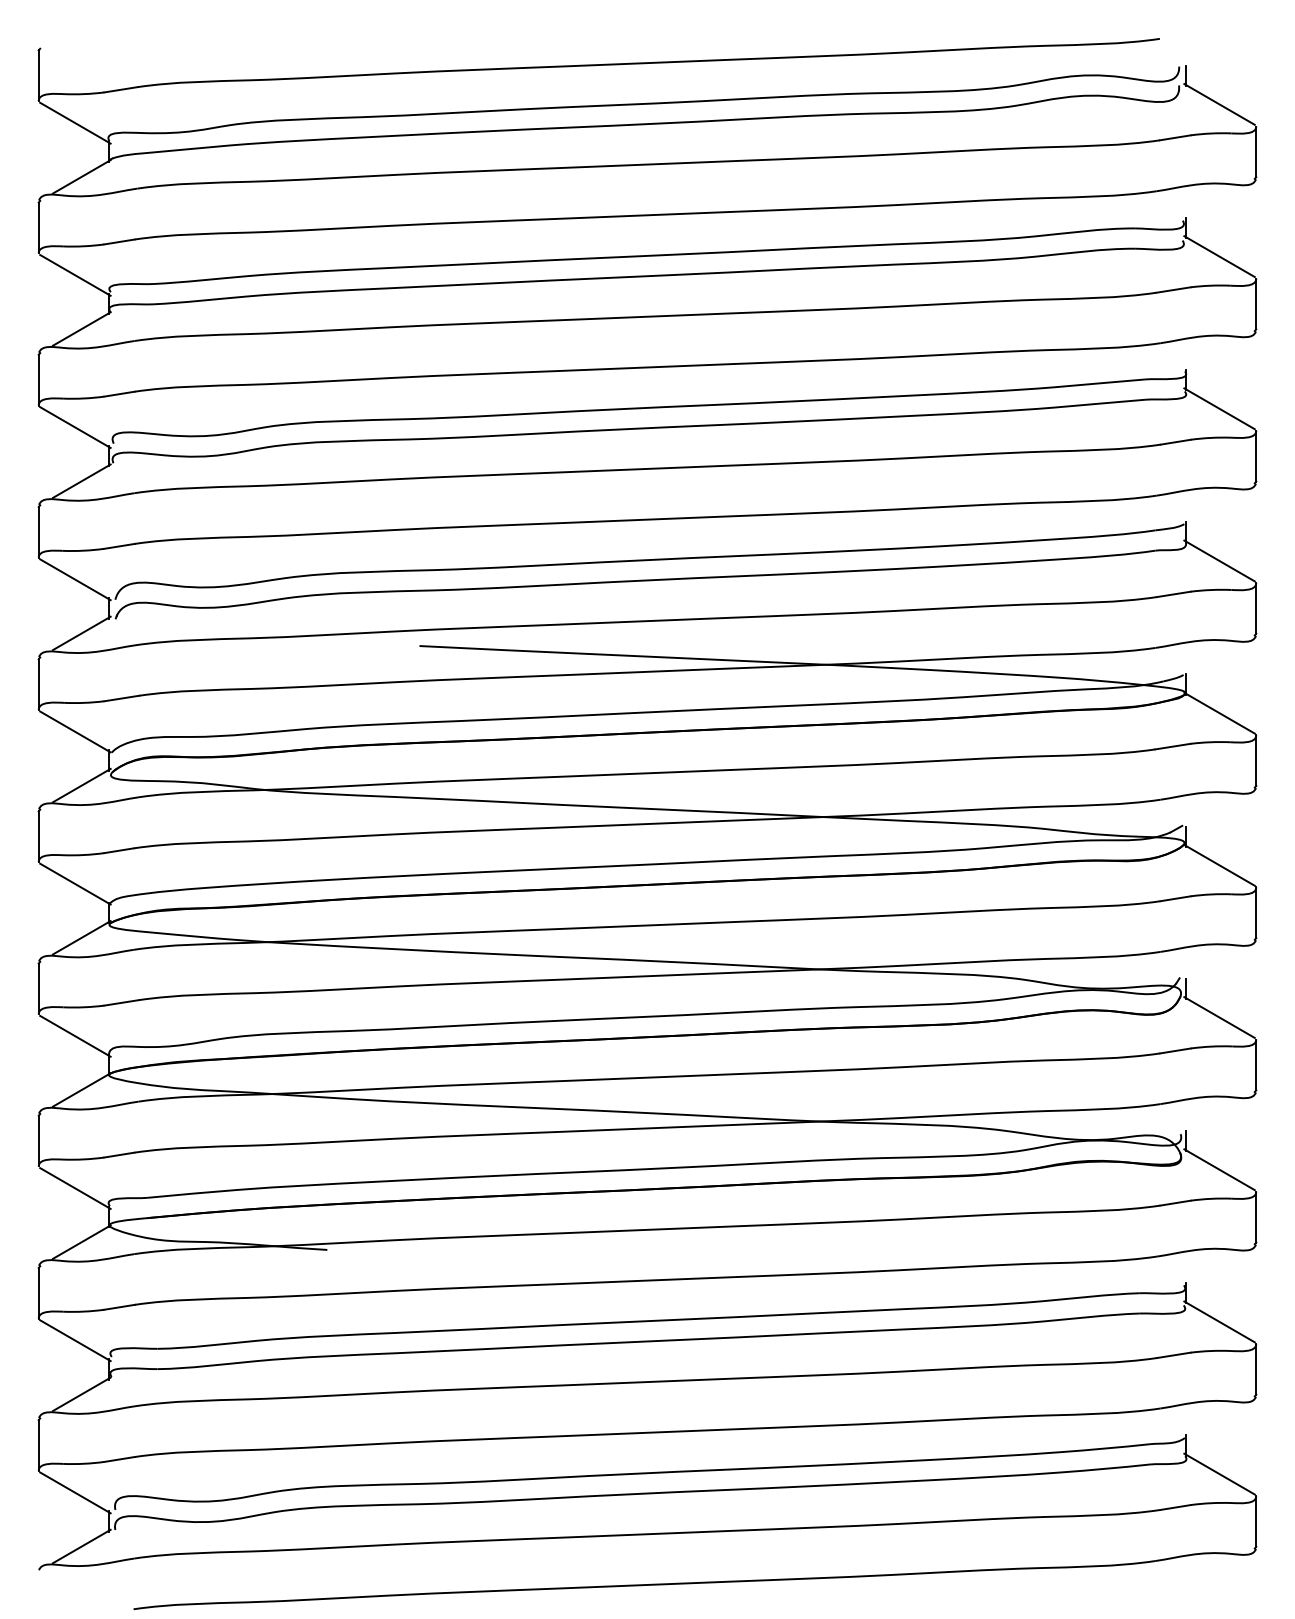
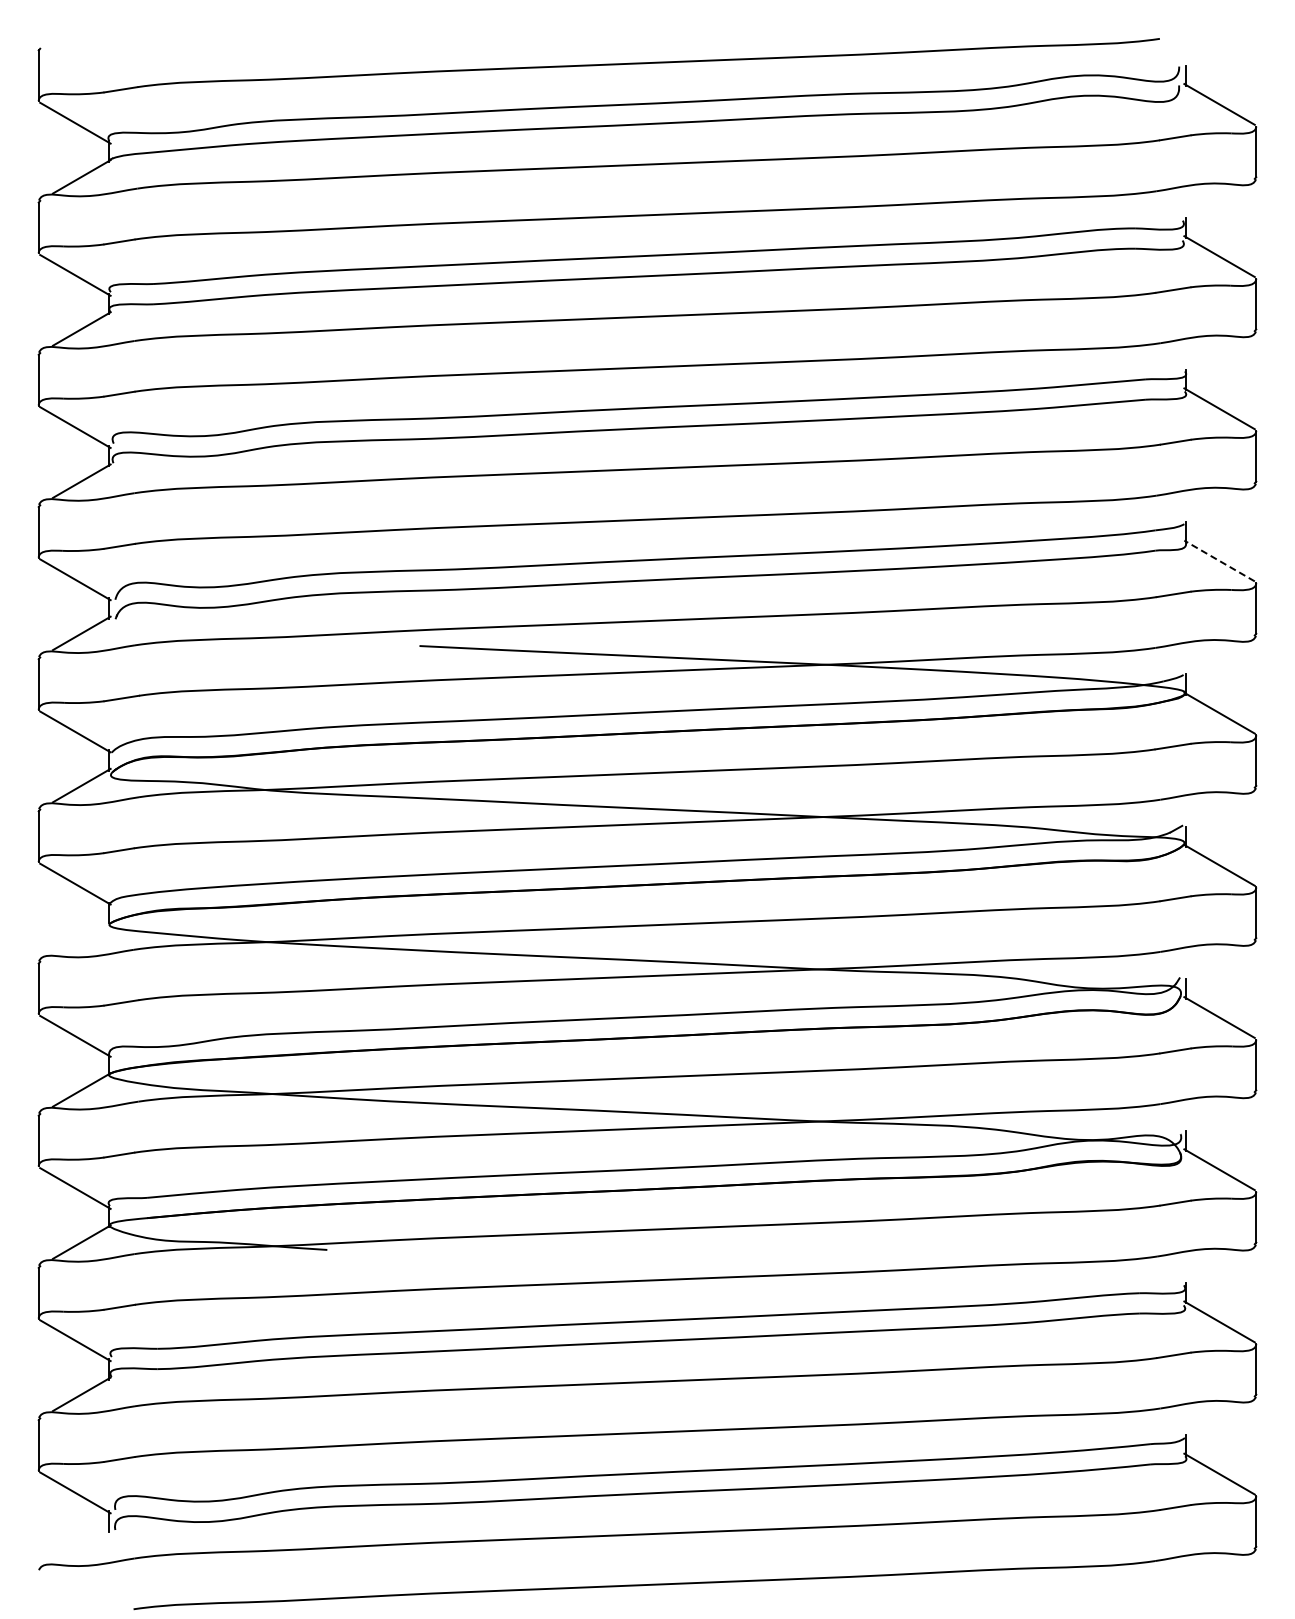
line: solid -> dashed (1219, 561)
line: present -> none (81, 937)
line: present -> none (81, 1546)
